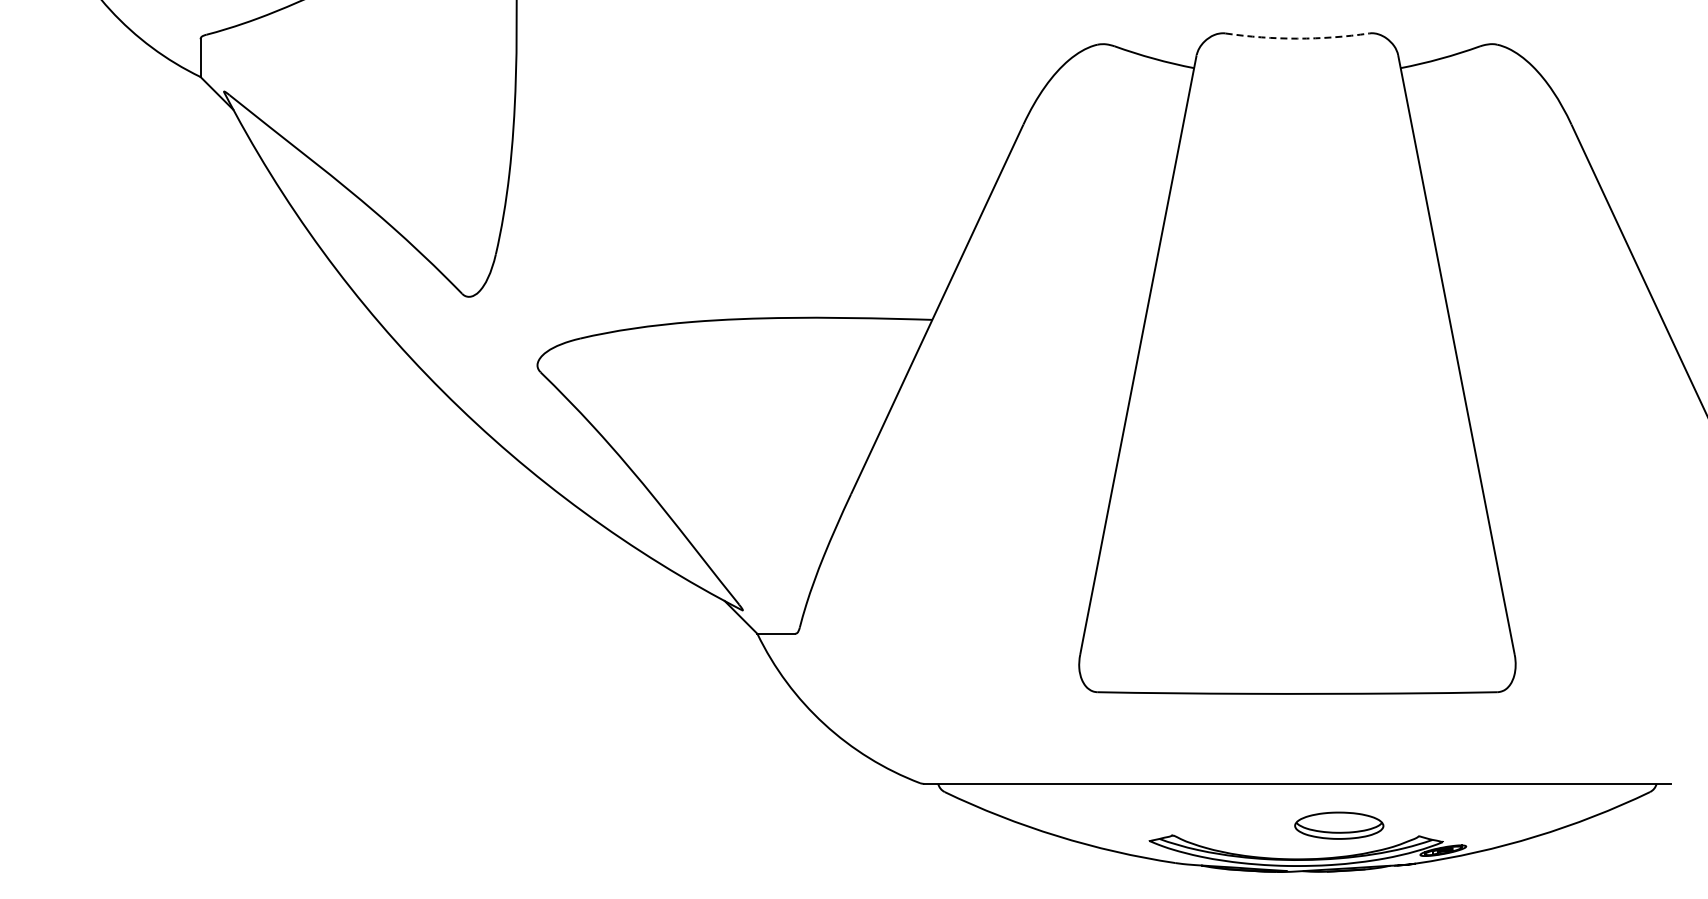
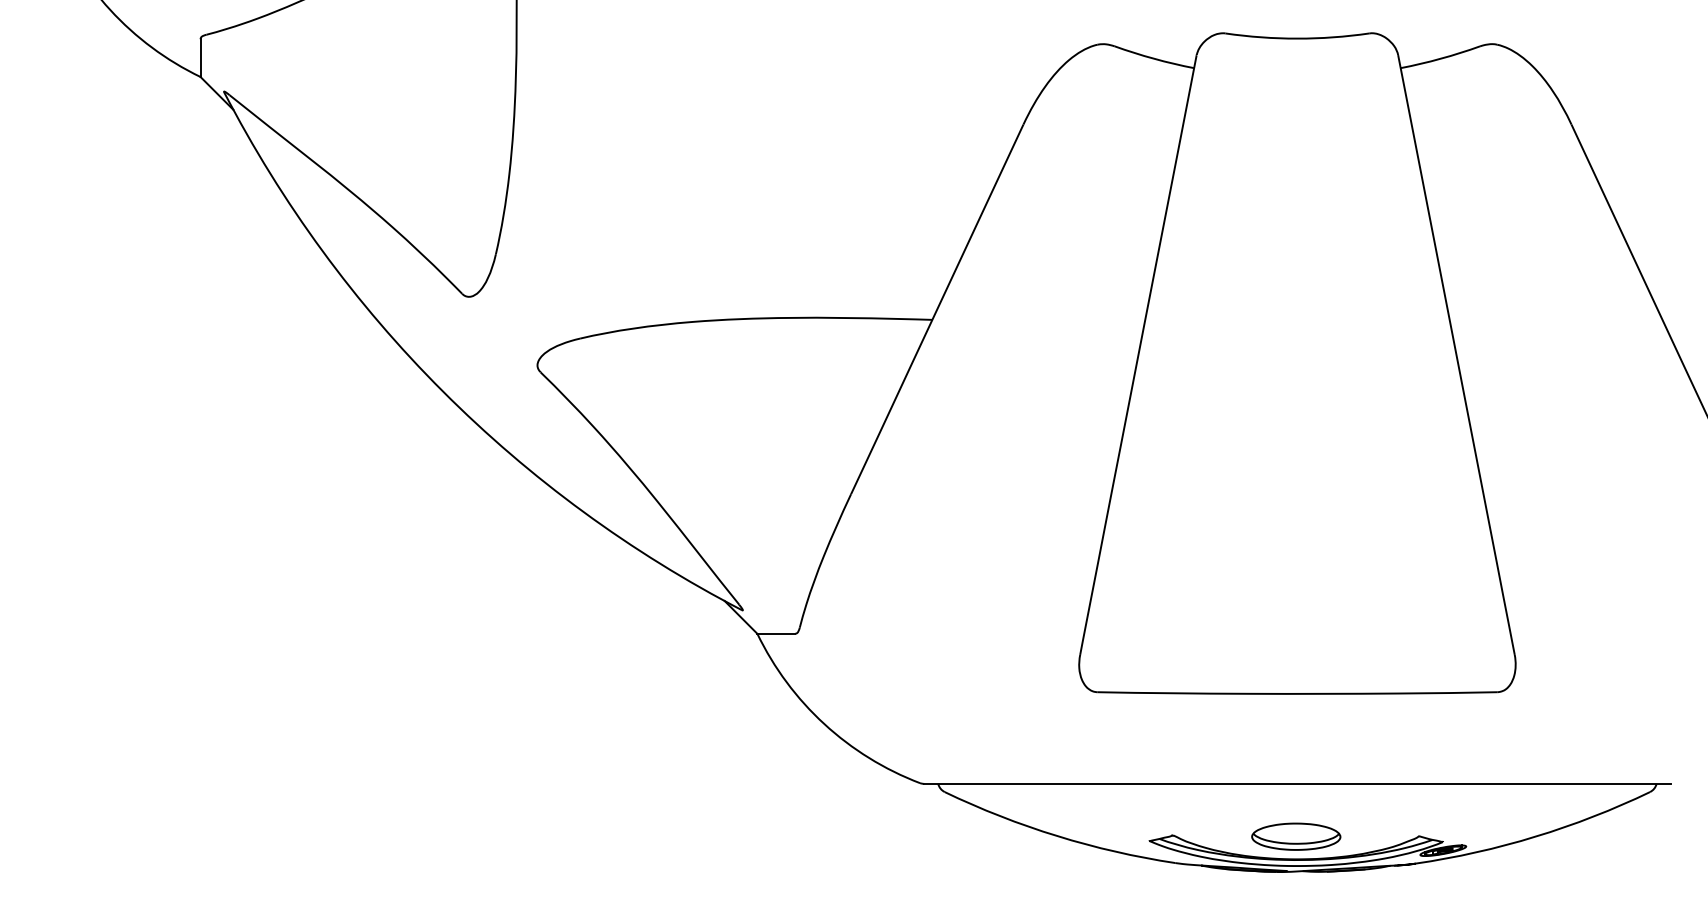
arc: dashed -> solid (1297, 38)
part position: (1339, 825) -> (1296, 836) (1296, 836)
